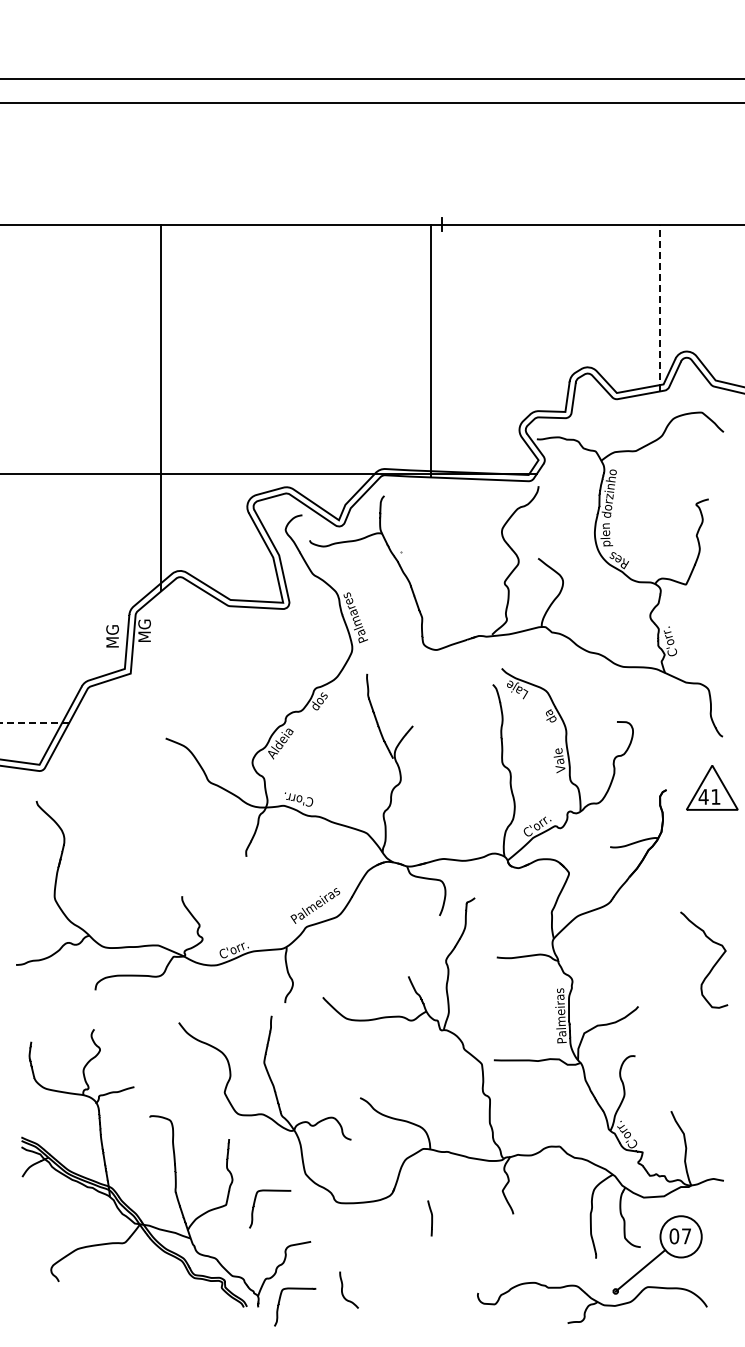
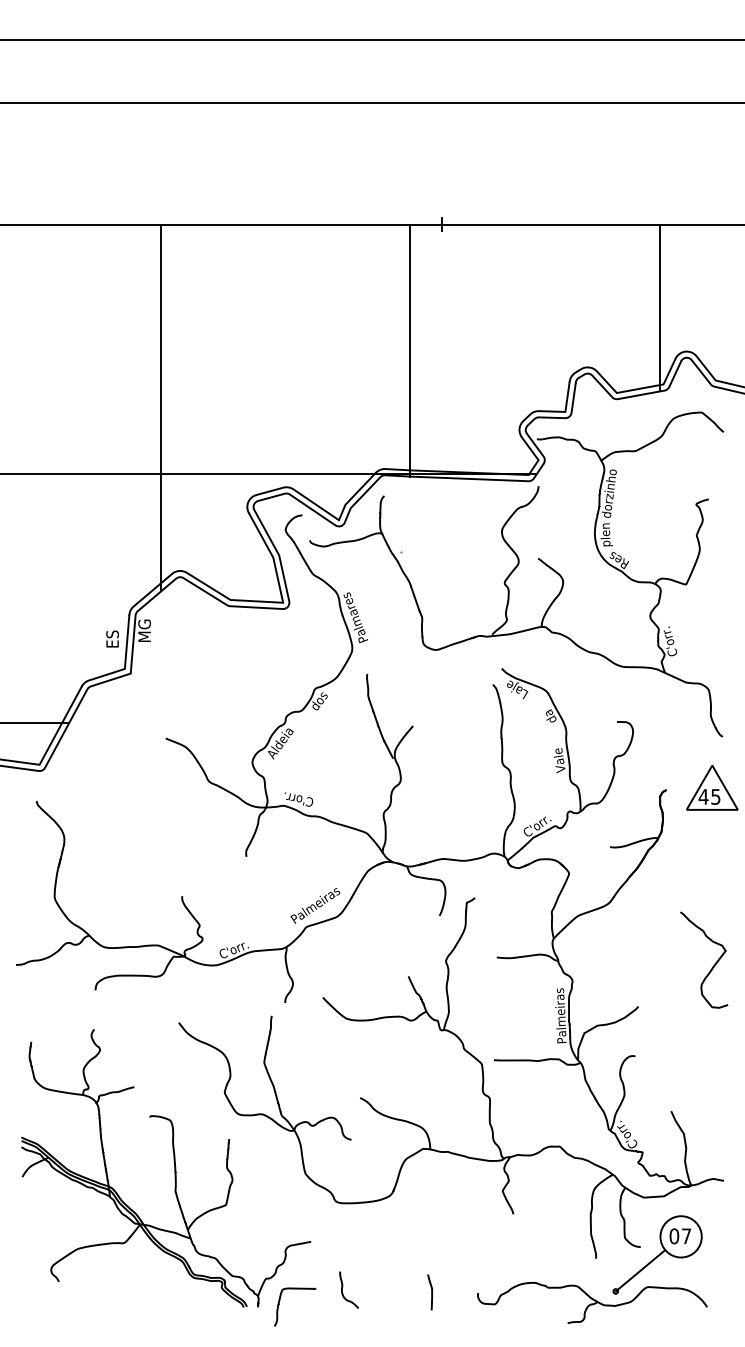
line position: (371, 79) -> (371, 40) (371, 40)
line: dashed -> solid (659, 307)
line position: (431, 350) -> (410, 350) (410, 350)
text: MG -> ES (112, 635)
line: dashed -> solid (34, 722)
text: 41 -> 45 (715, 796)
curve: present -> none (255, 1203)
curve position: (431, 1218) -> (431, 1292) (431, 1292)
